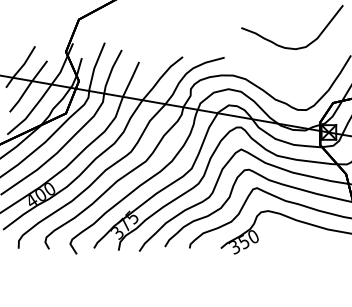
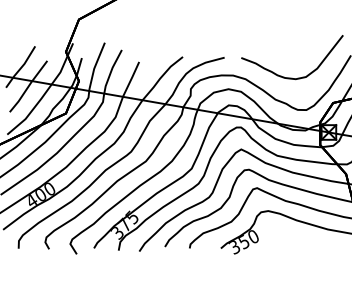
curve position: (292, 47) -> (292, 77) (292, 77)
